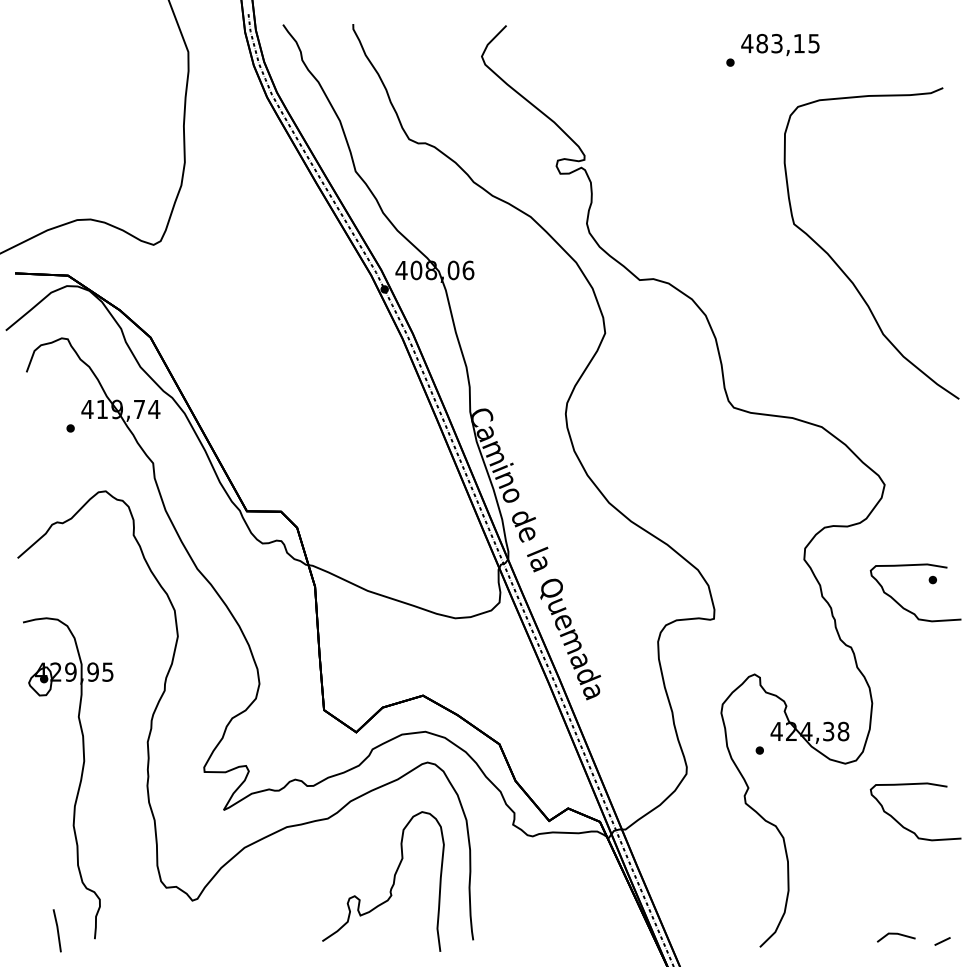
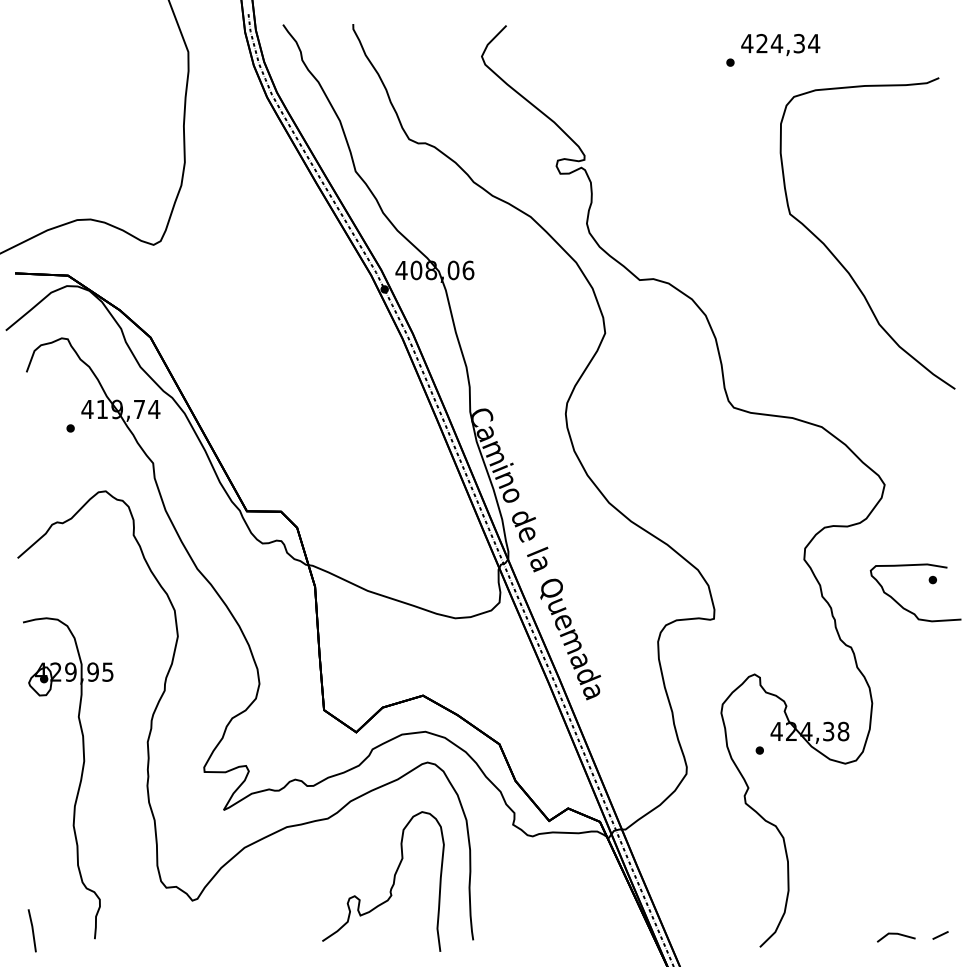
text: 483,15 -> 424,34 (788, 43)
curve position: (843, 270) -> (839, 260) (839, 260)
curve: present -> none (906, 827)
line position: (56, 929) -> (31, 929) (31, 929)
line position: (942, 941) -> (940, 935) (940, 935)
